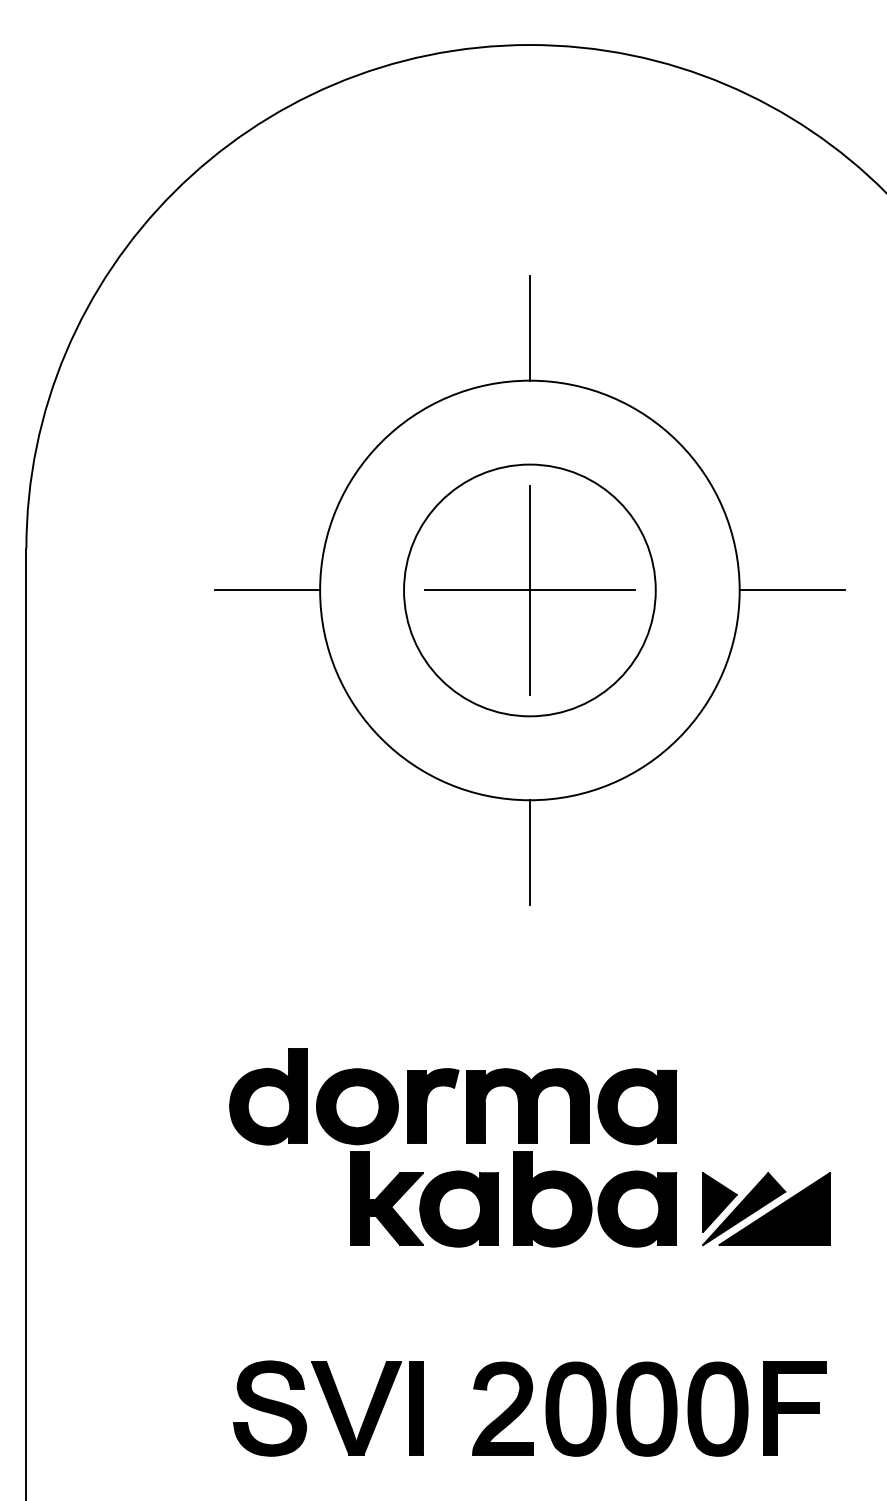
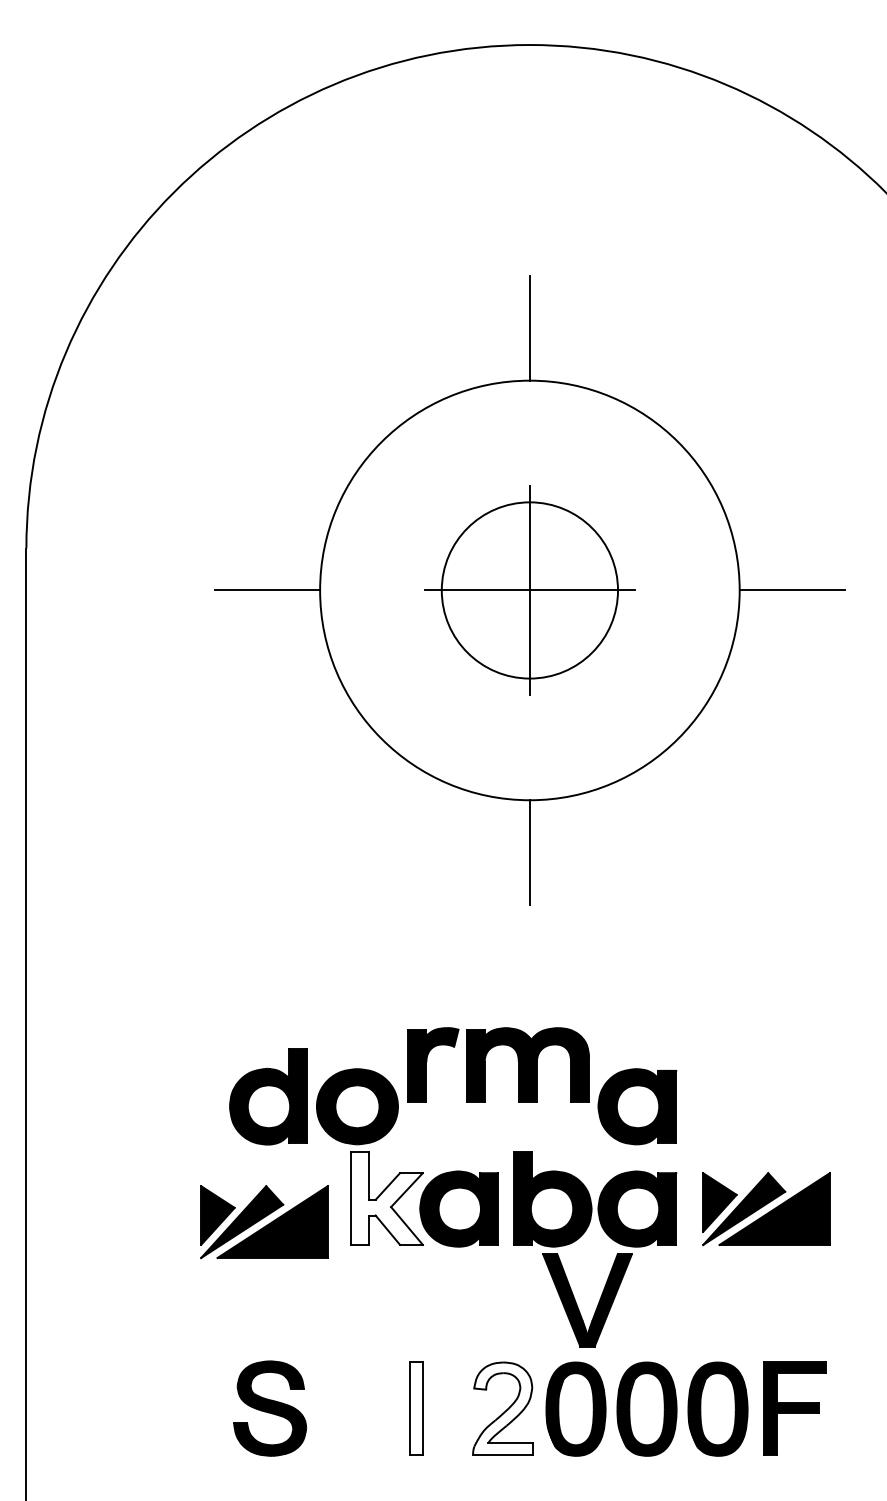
circle diameter: 252 px -> 176 px (529, 590)
part position: (485, 1105) -> (485, 1064) (485, 1064)
fill: present -> none (386, 1198)
part: none -> present (264, 1222)
fill: present -> none (416, 1408)
fill: present -> none (503, 1408)
part position: (346, 1412) -> (577, 1304) (577, 1304)
